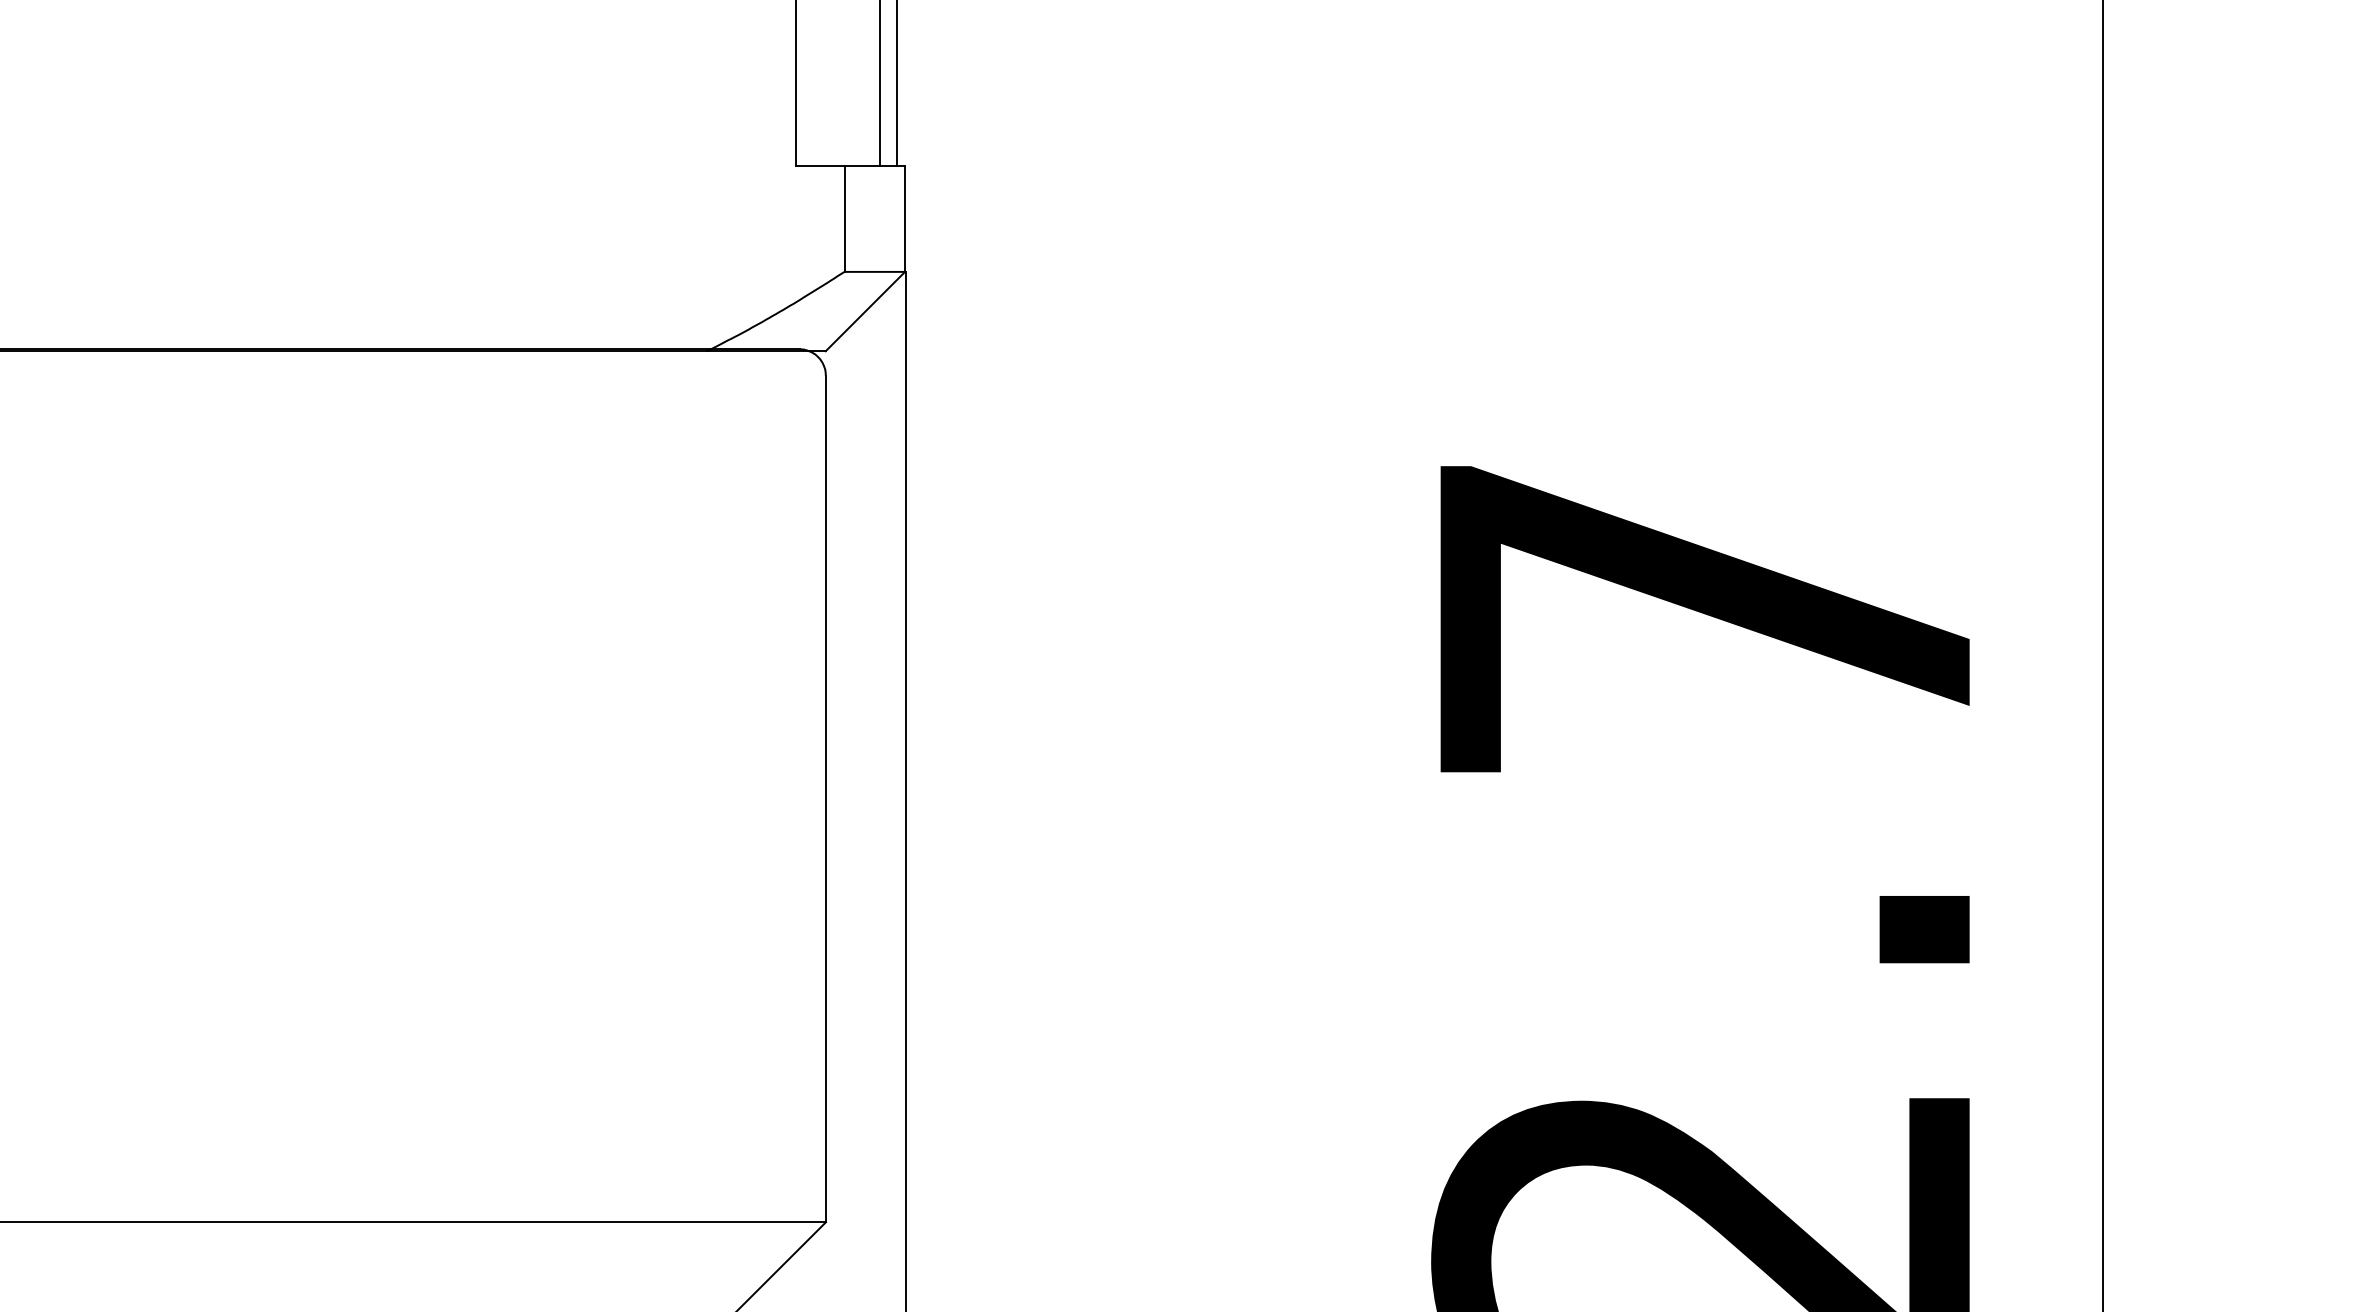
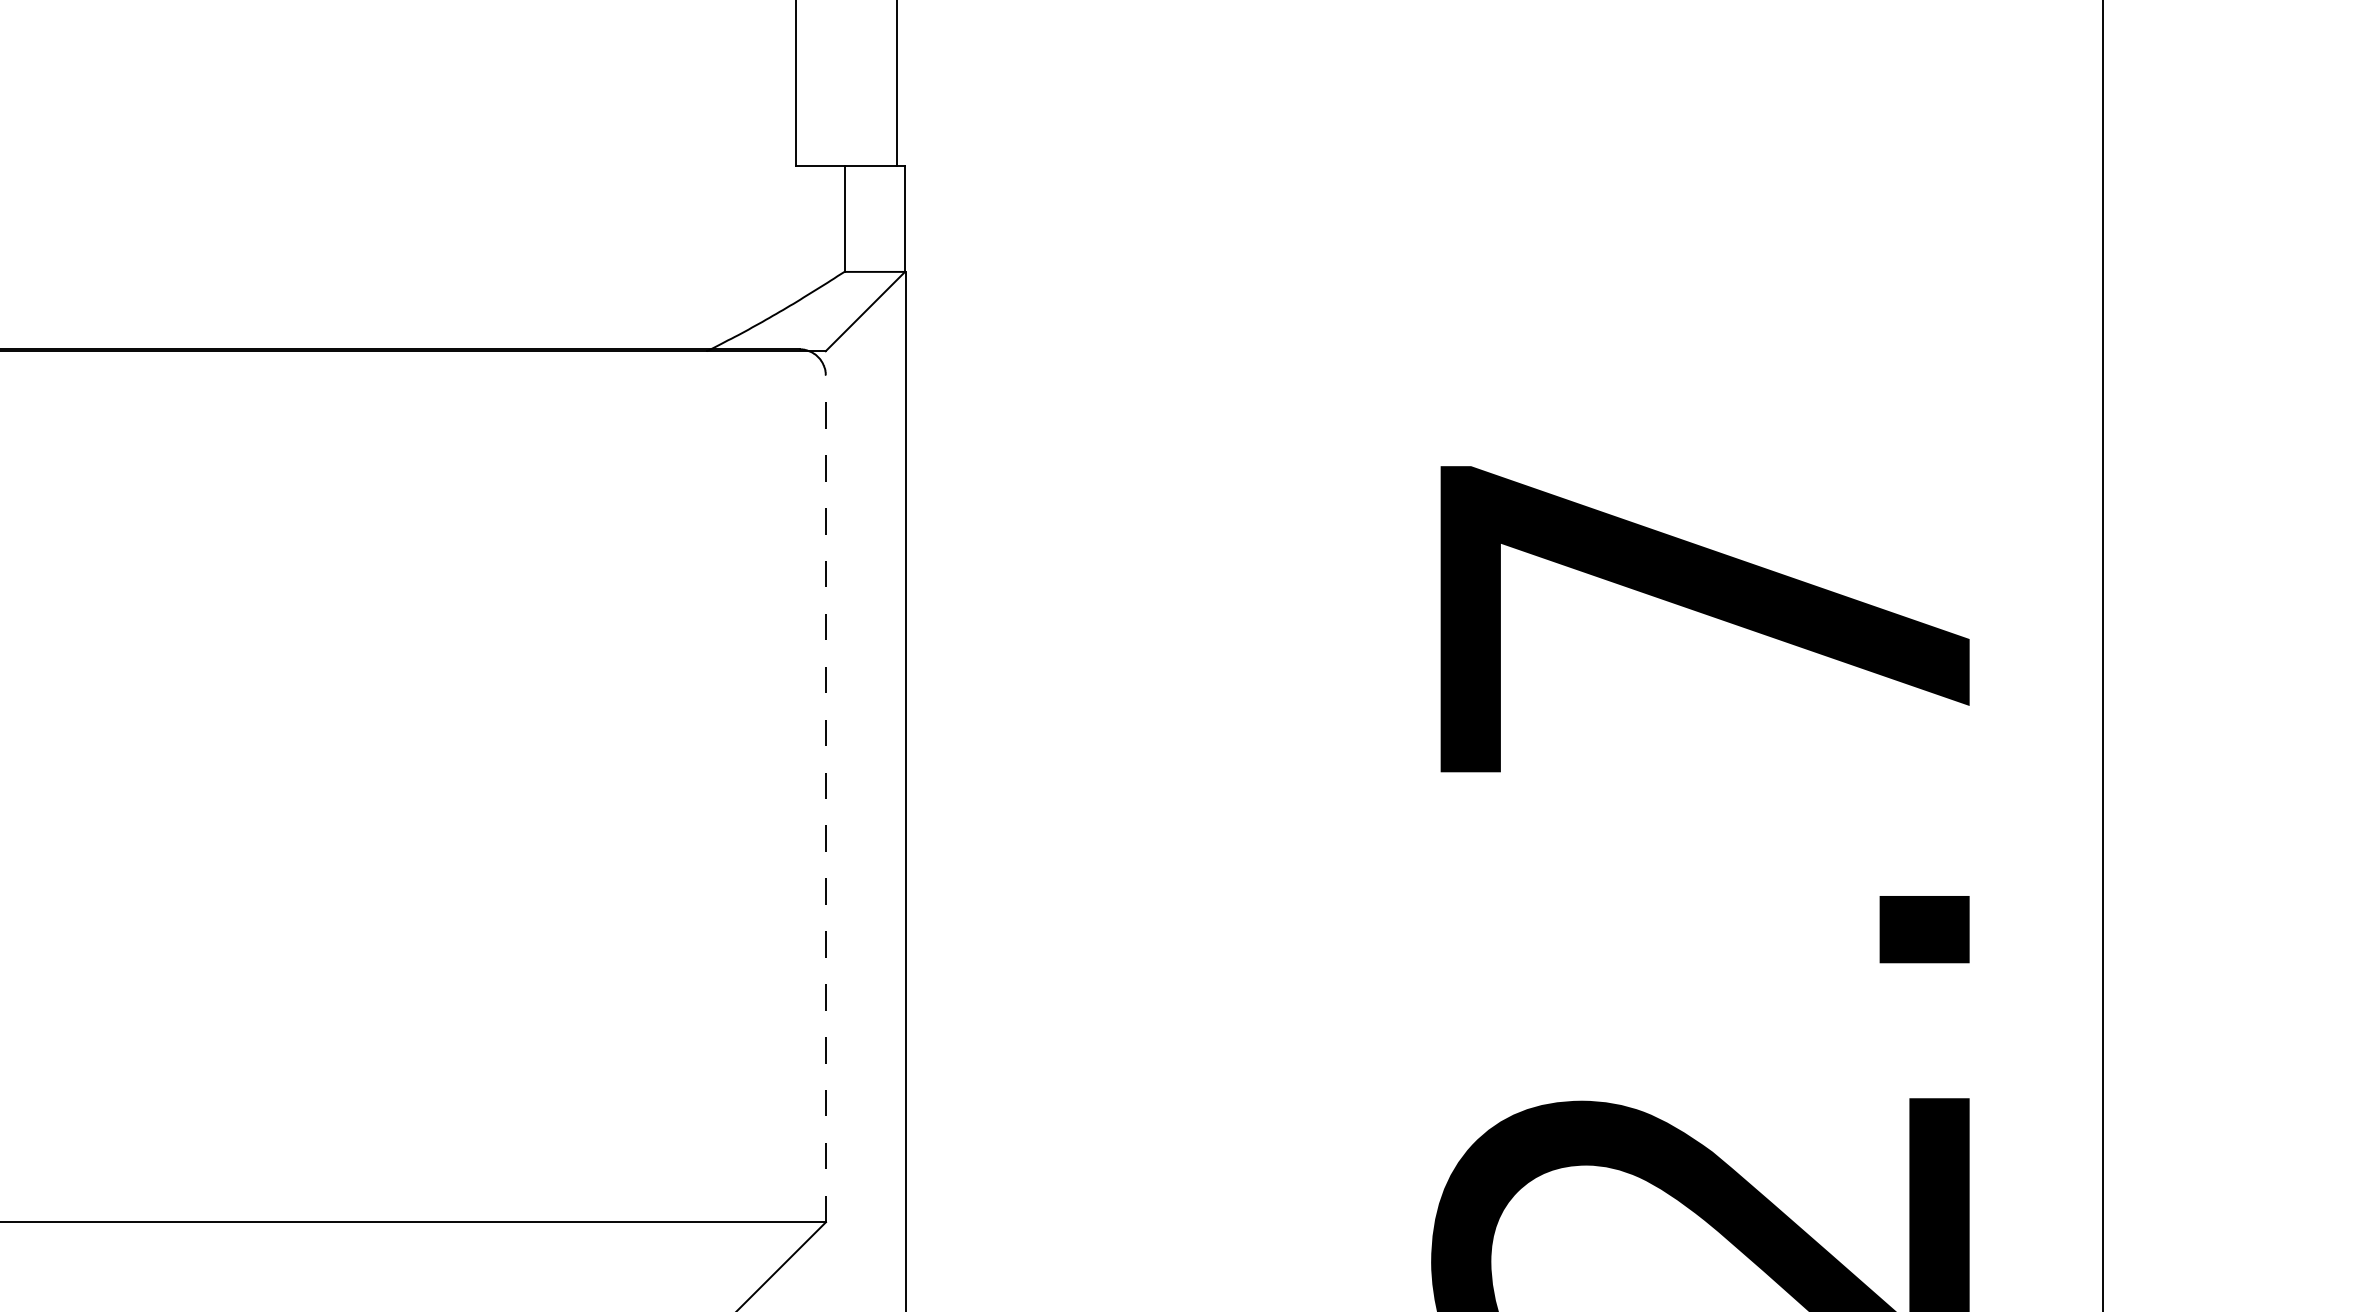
line: present -> none (879, 84)
line: solid -> dashed (826, 798)
